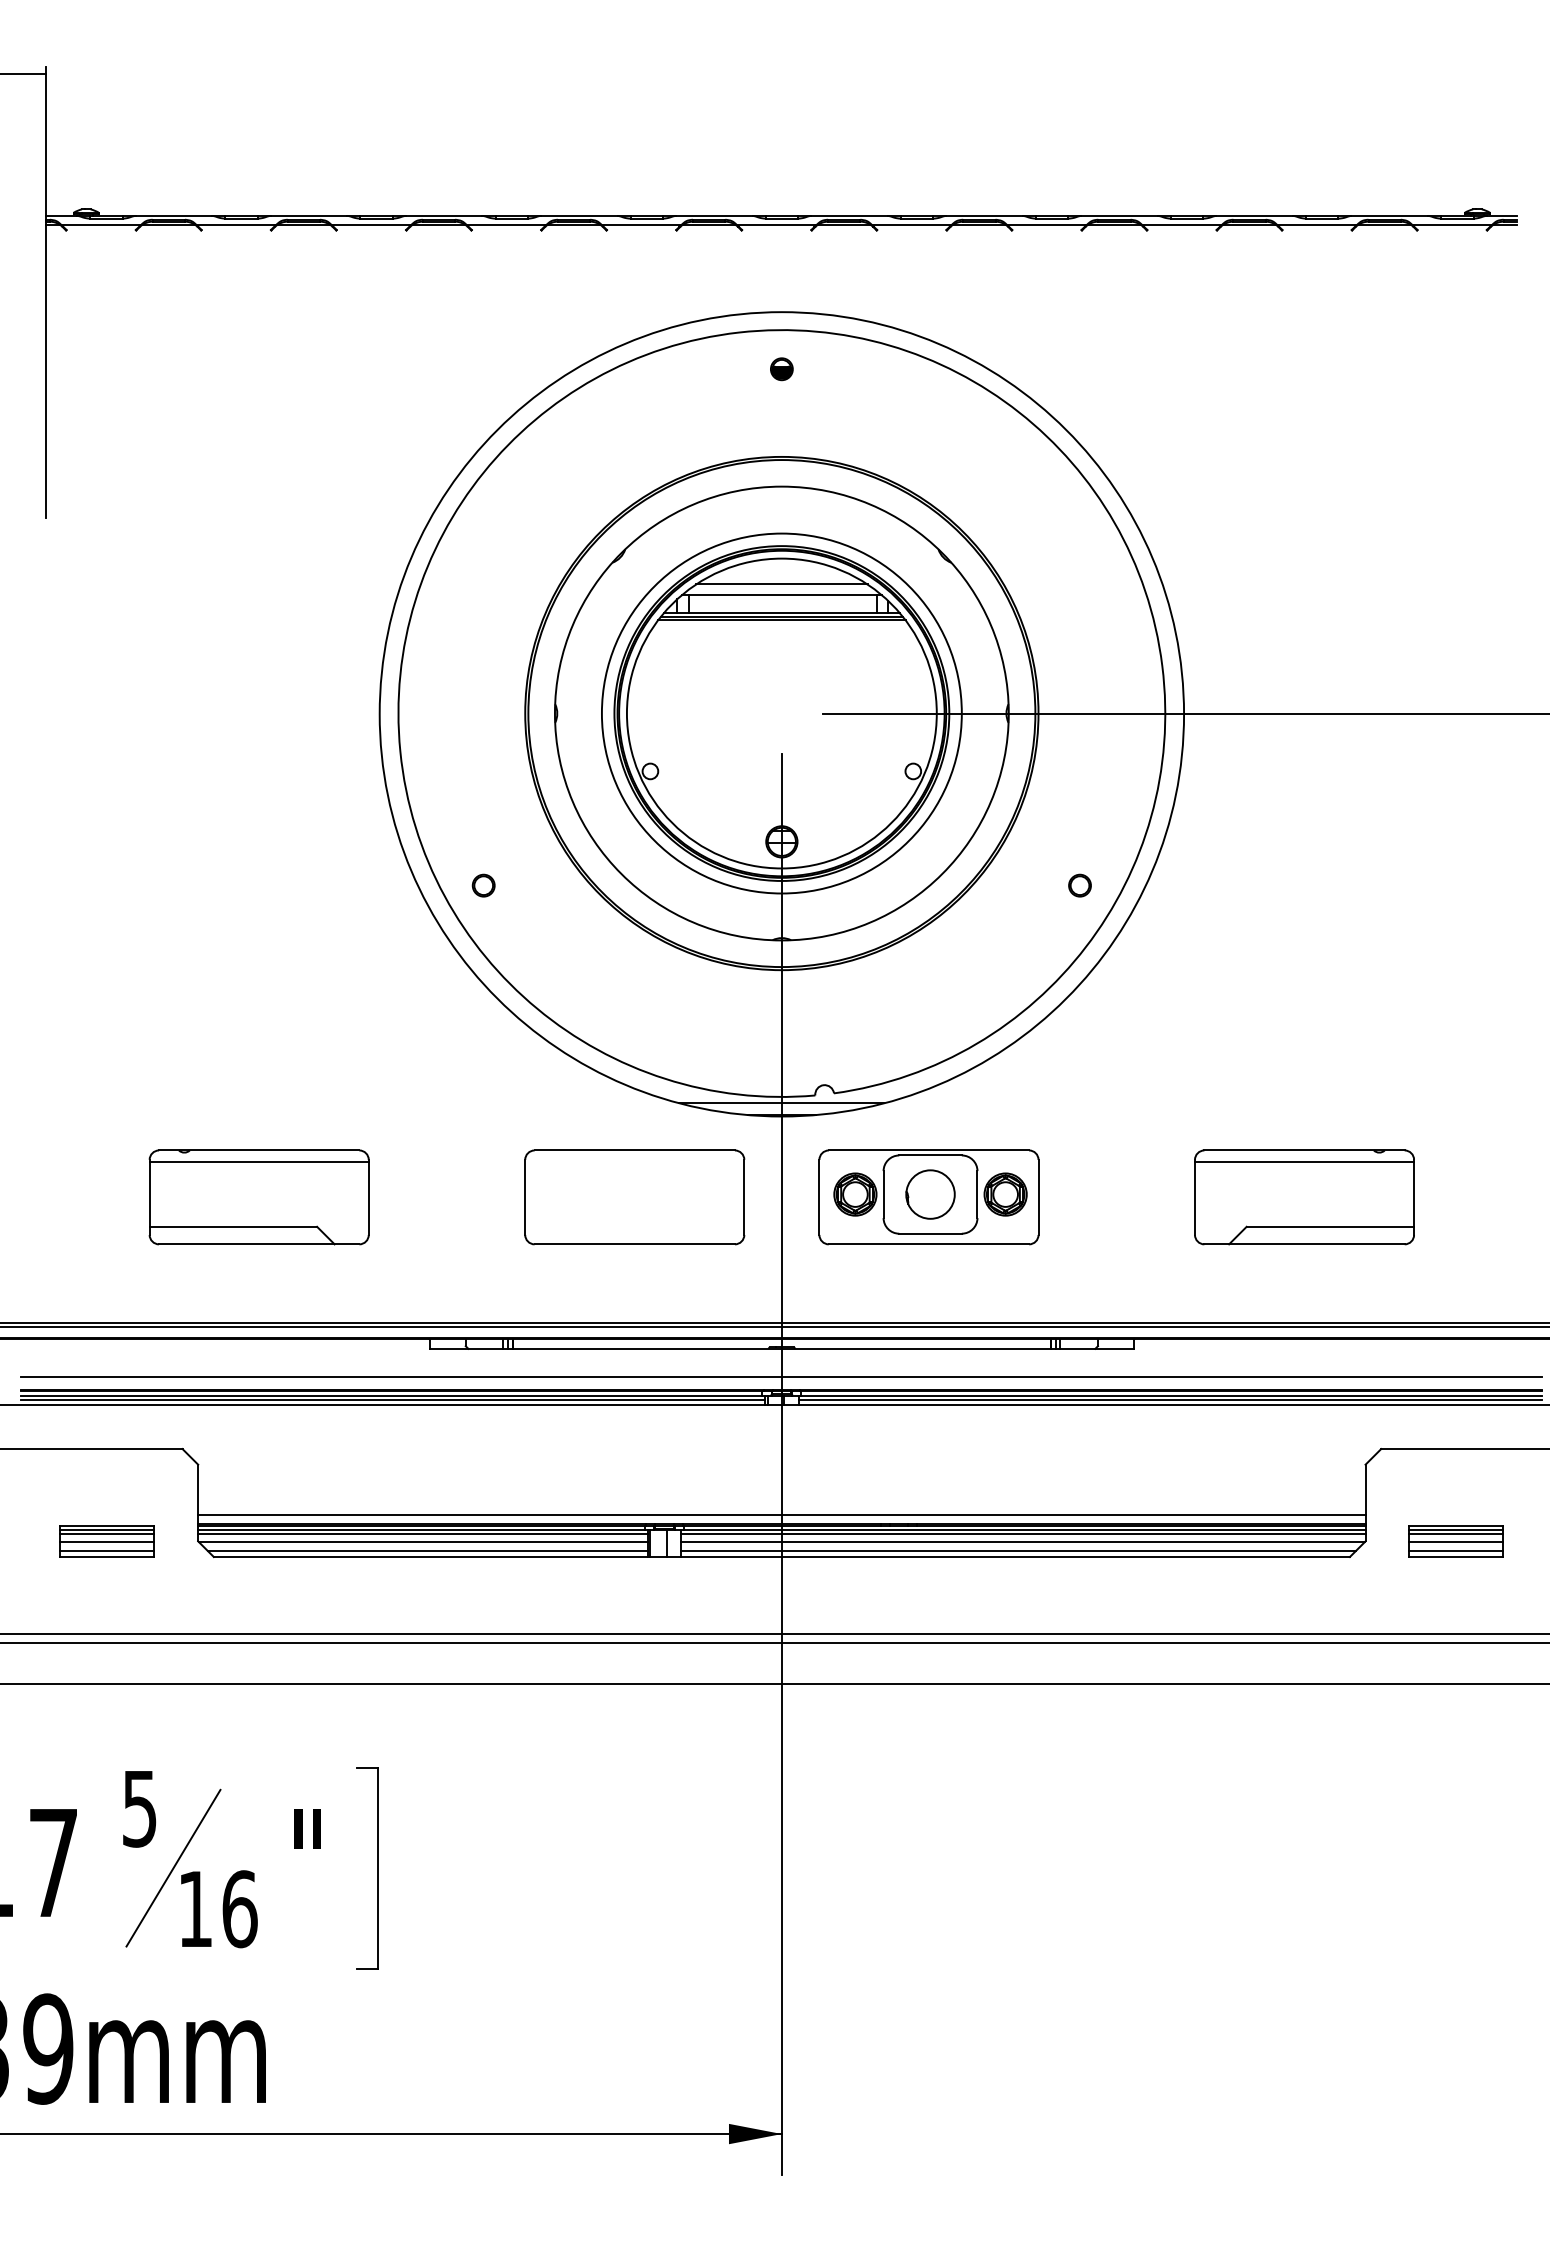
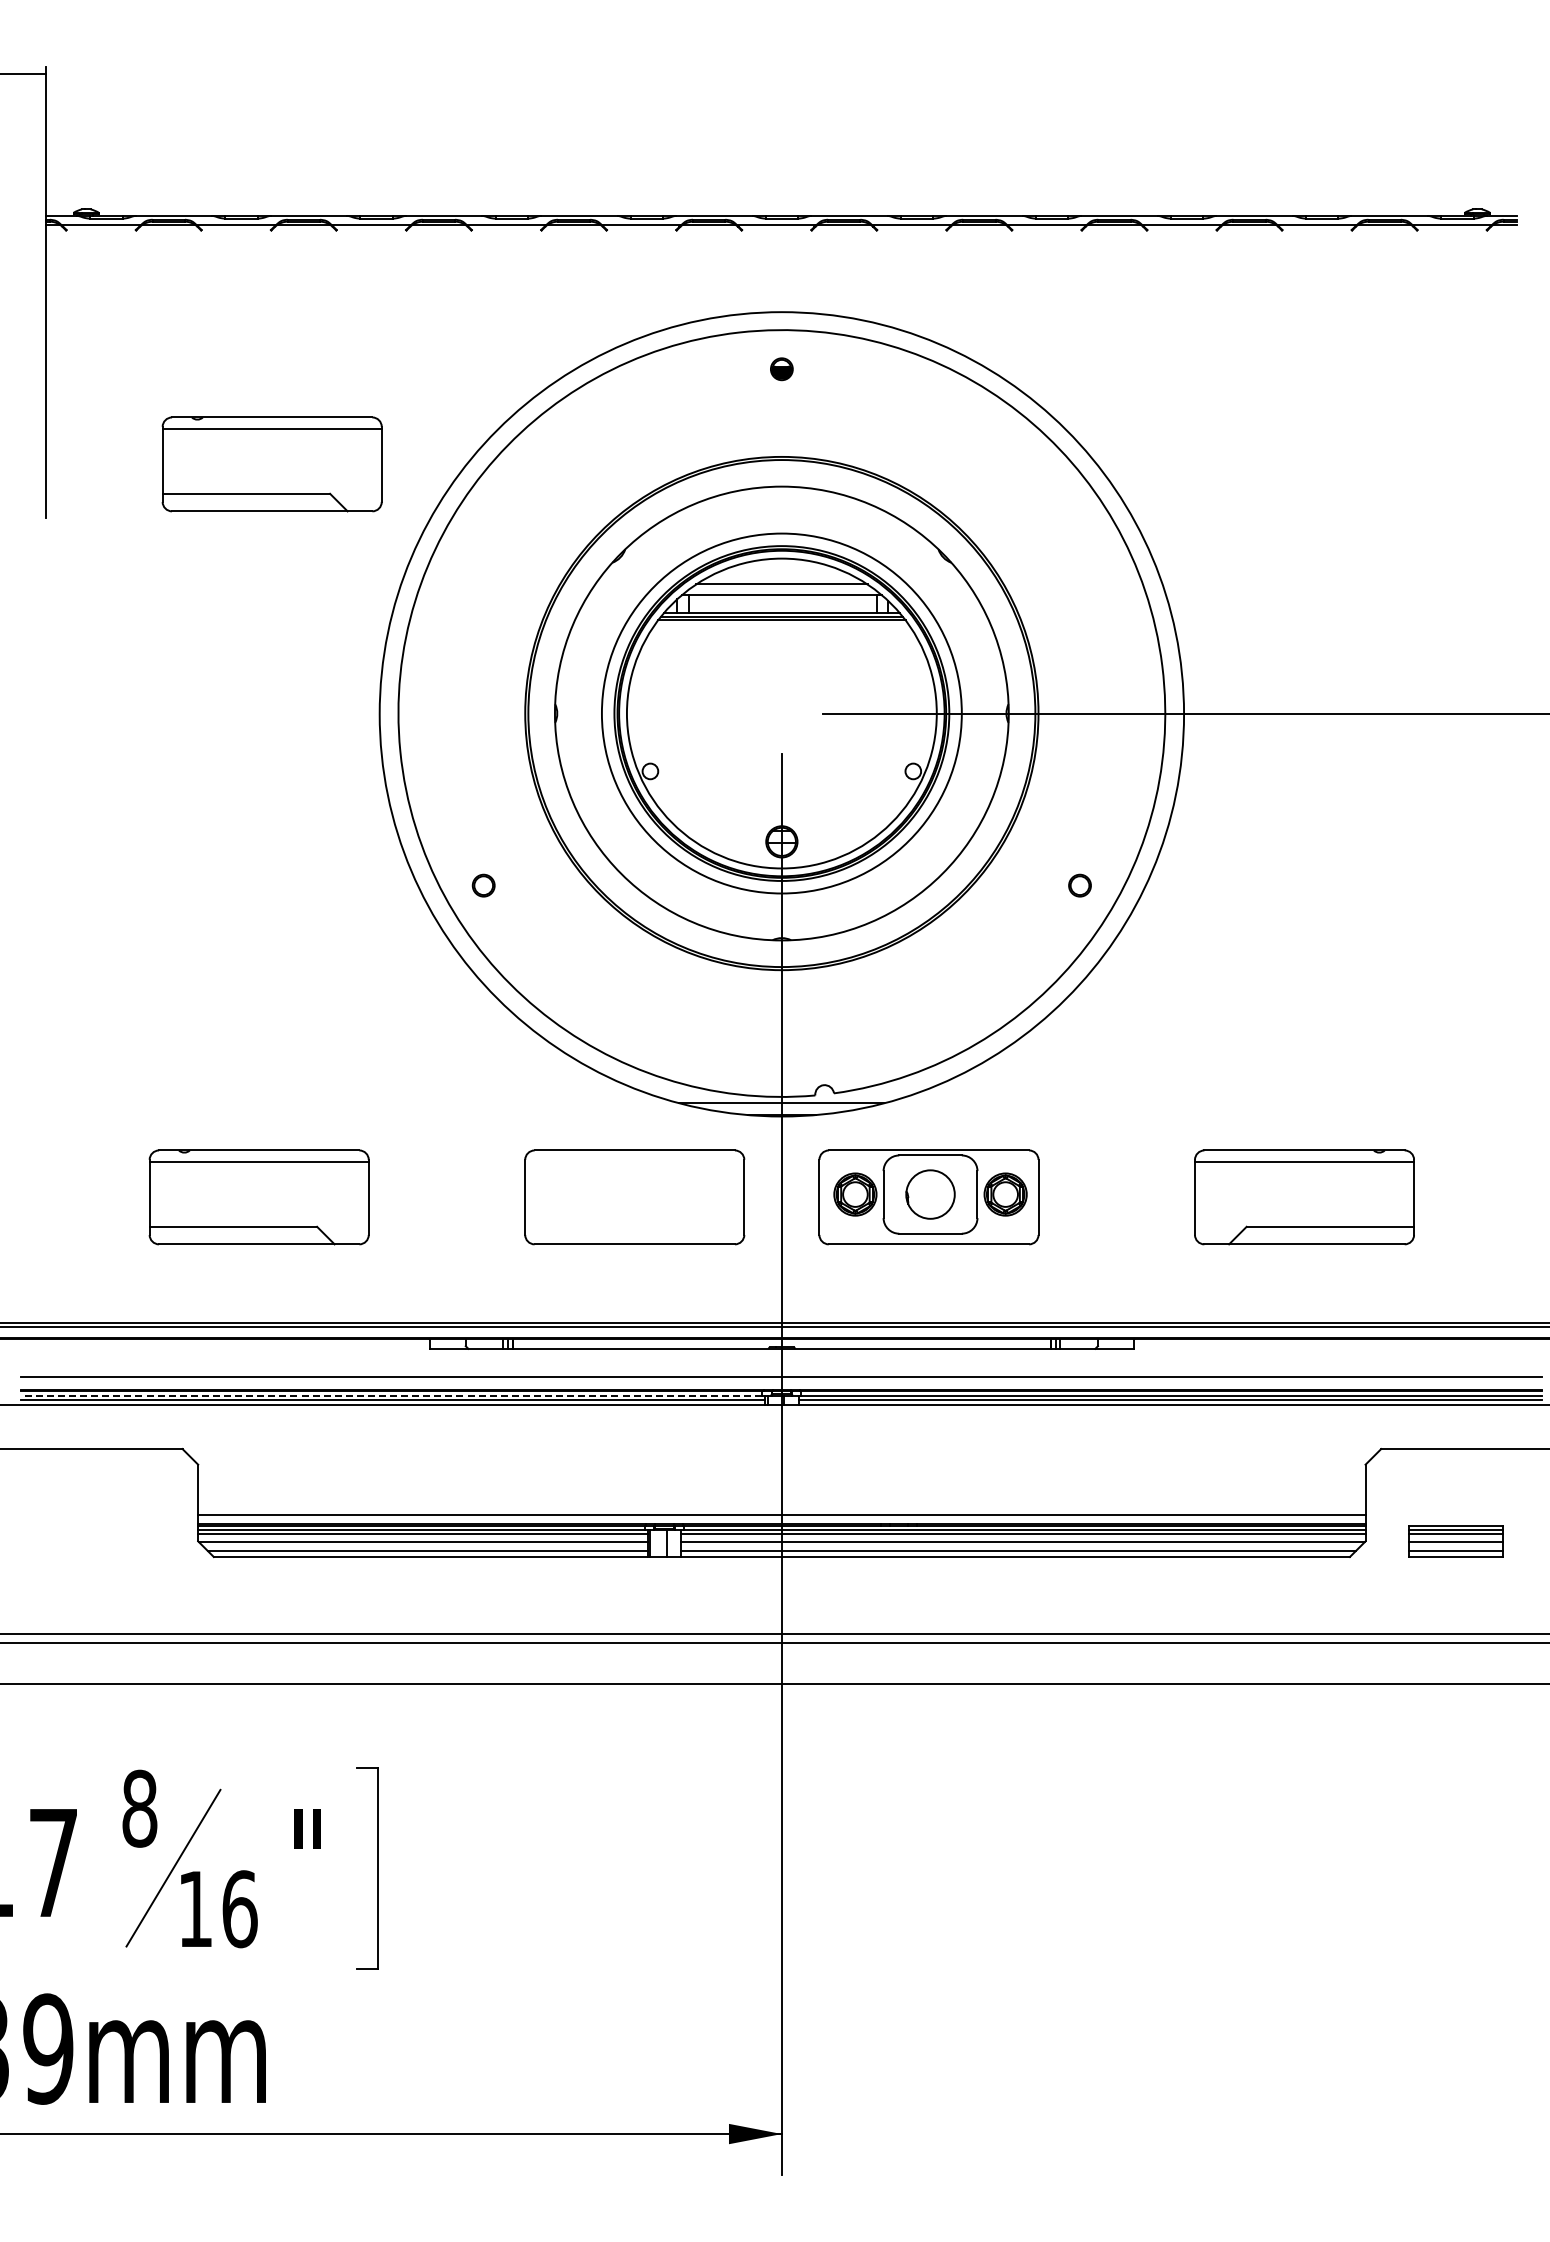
part: none -> present (271, 464)
line: solid -> dashed (391, 1395)
part: present -> none (106, 1541)
text: 5 -> 8 (139, 1808)
